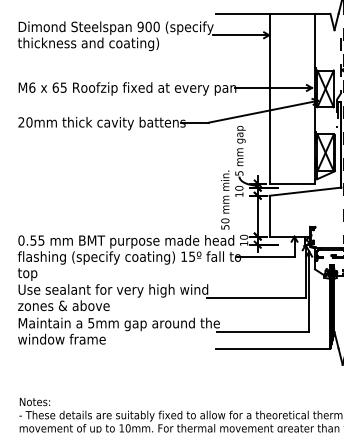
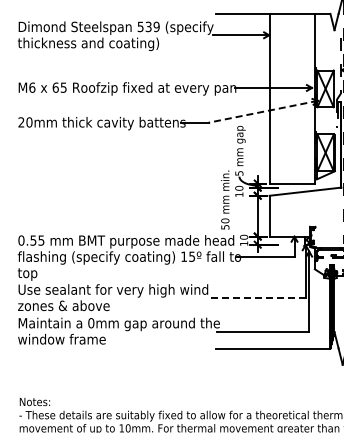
text: 900 -> 539 (148, 26)
line: solid -> dashed (263, 111)
line: solid -> dashed (256, 298)
text: 5mm -> 0mm (91, 323)
